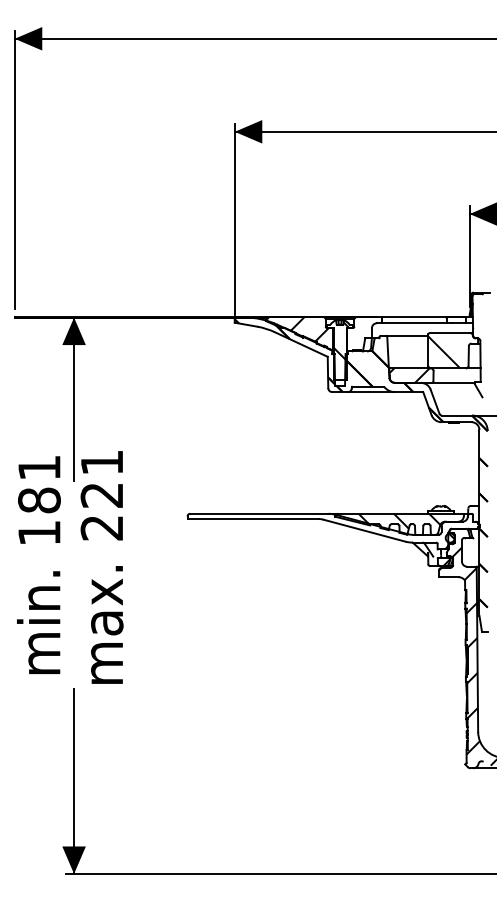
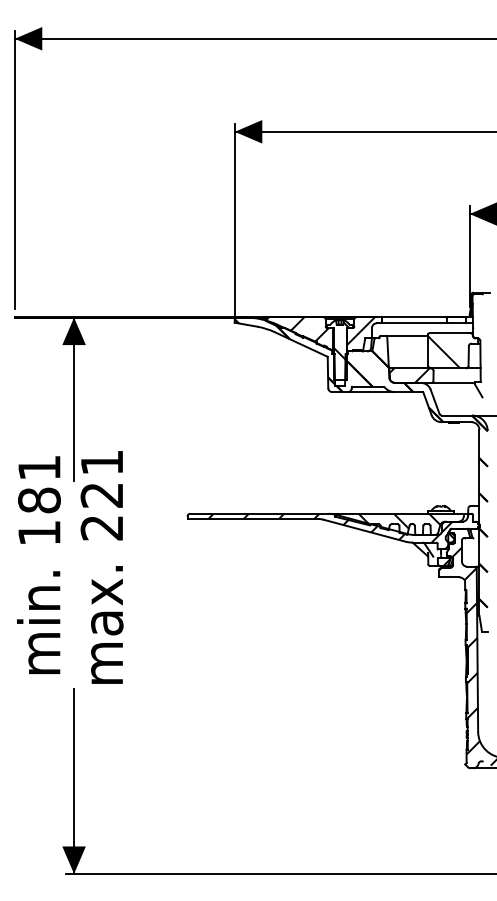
hatch: none -> present (360, 331)
hatch: none -> present (330, 527)
